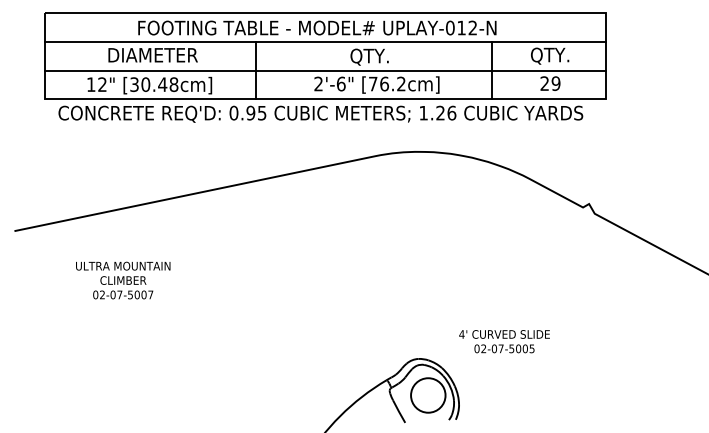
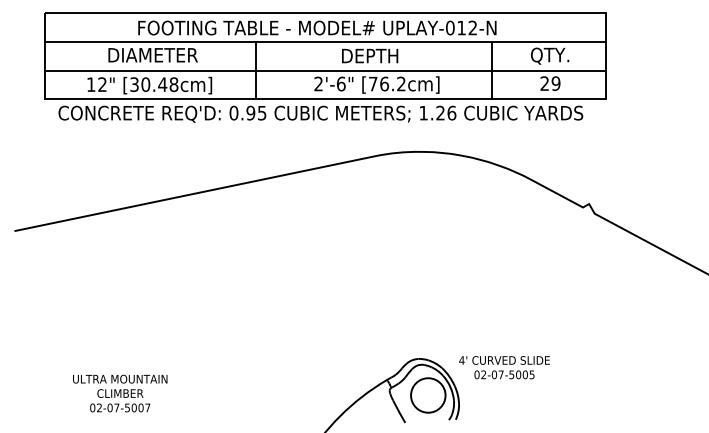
text: QTY. -> DEPTH (370, 56)
text position: (123, 280) -> (120, 393) (120, 393)
text position: (504, 341) -> (504, 367) (504, 367)
